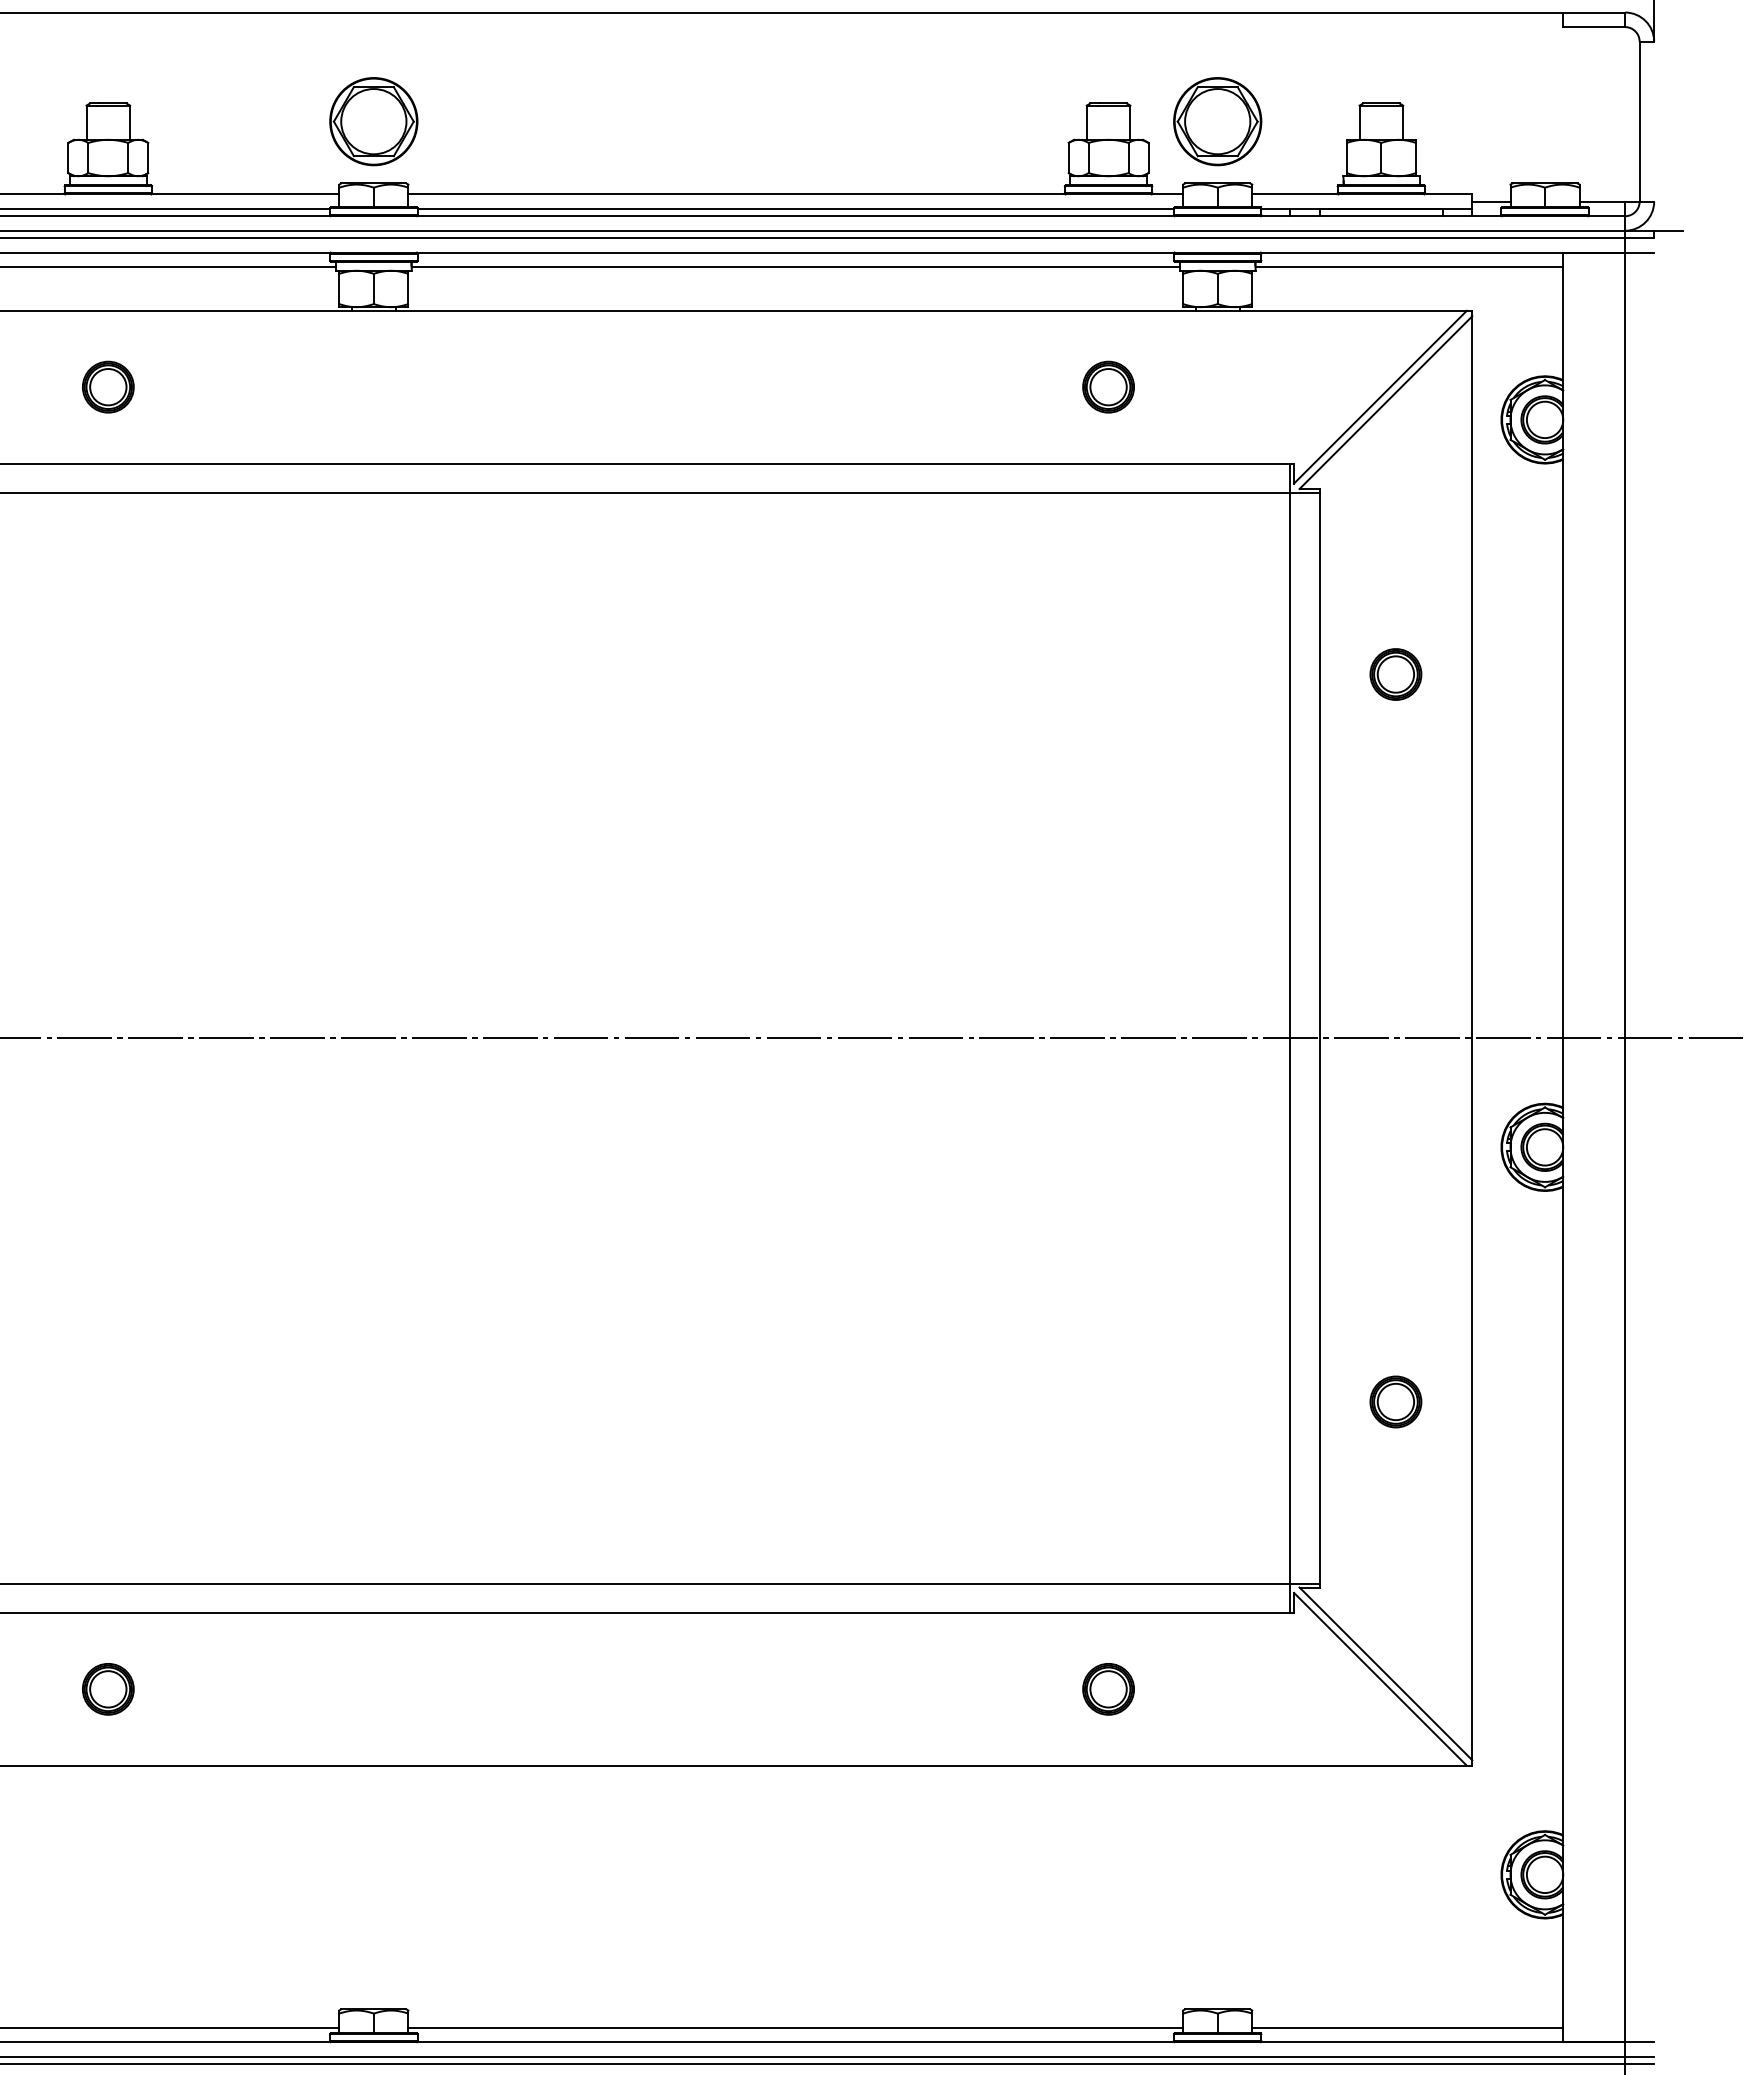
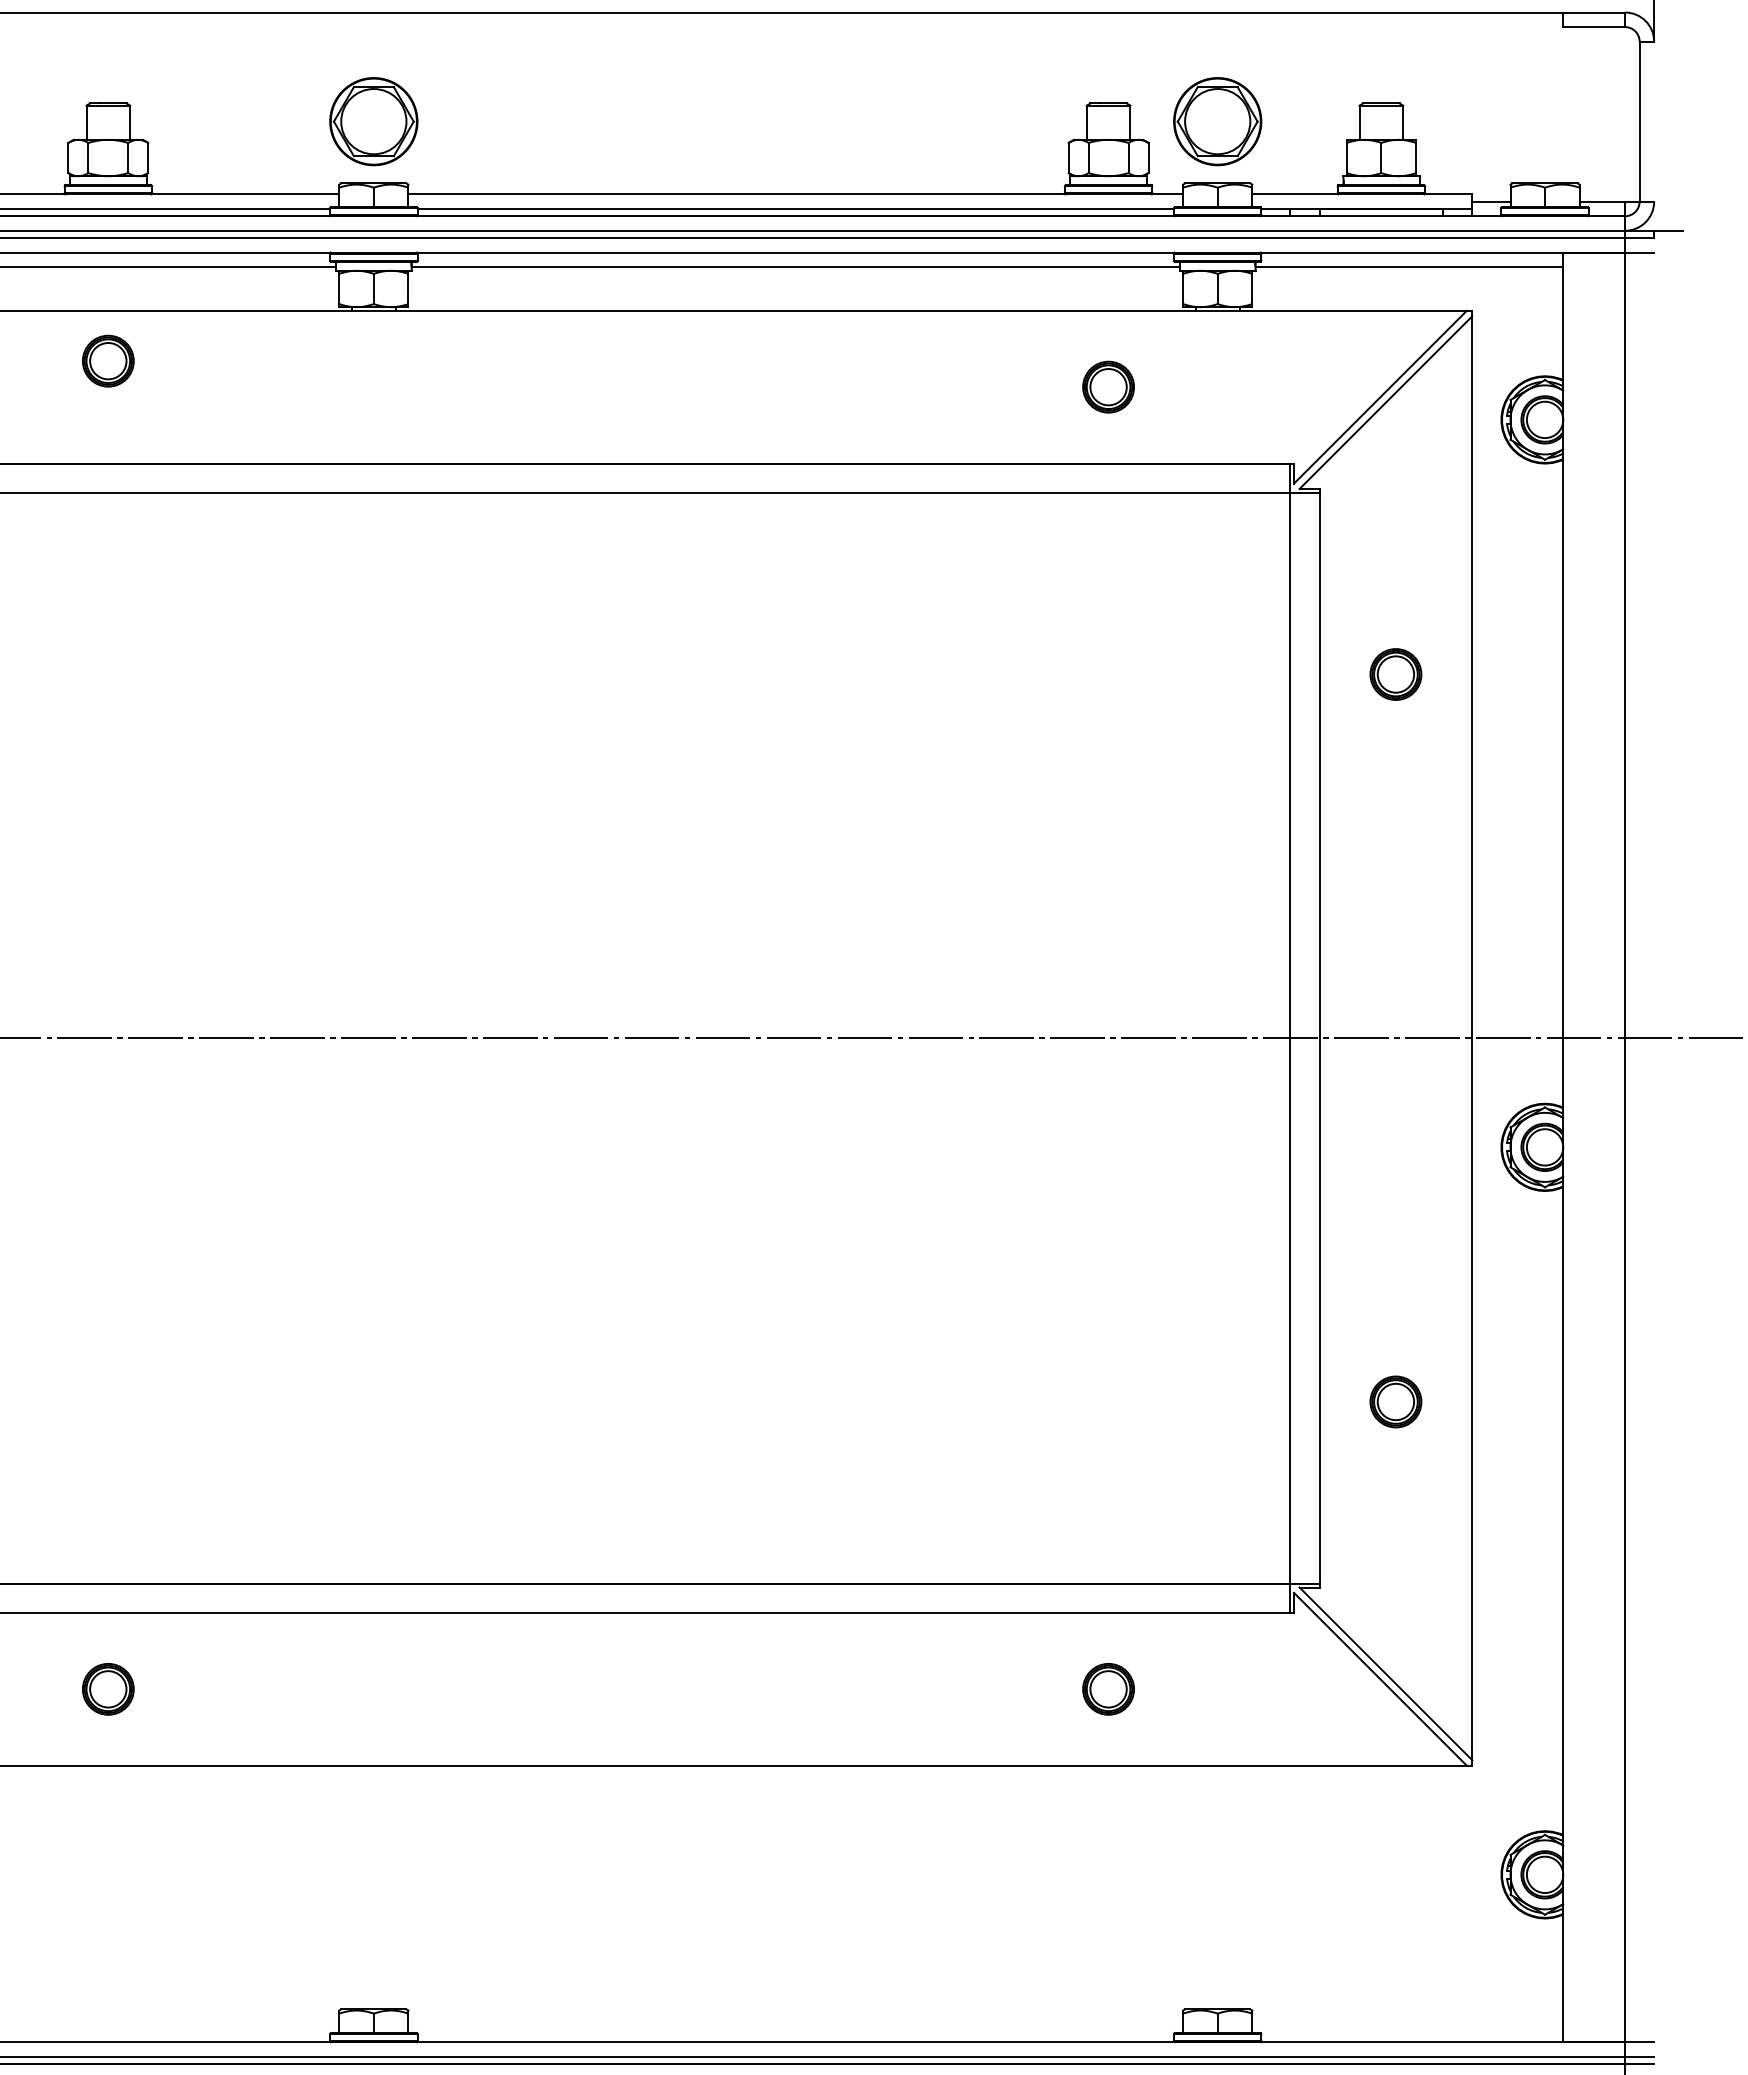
part position: (108, 386) -> (108, 360) (108, 360)
line: present -> none (170, 2027)
line: present -> none (795, 2027)
line: present -> none (1407, 2027)
